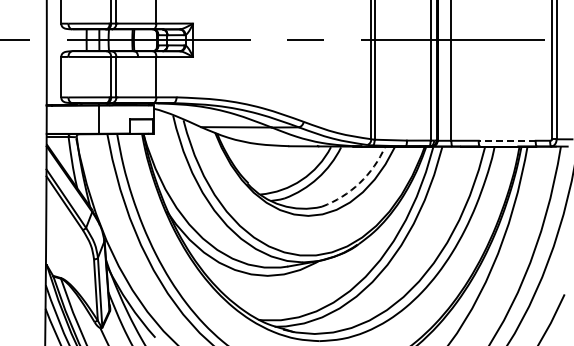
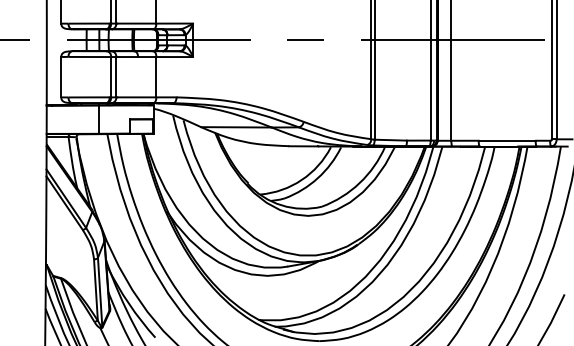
line: dashed -> solid (506, 140)
arc: dashed -> solid (359, 183)
